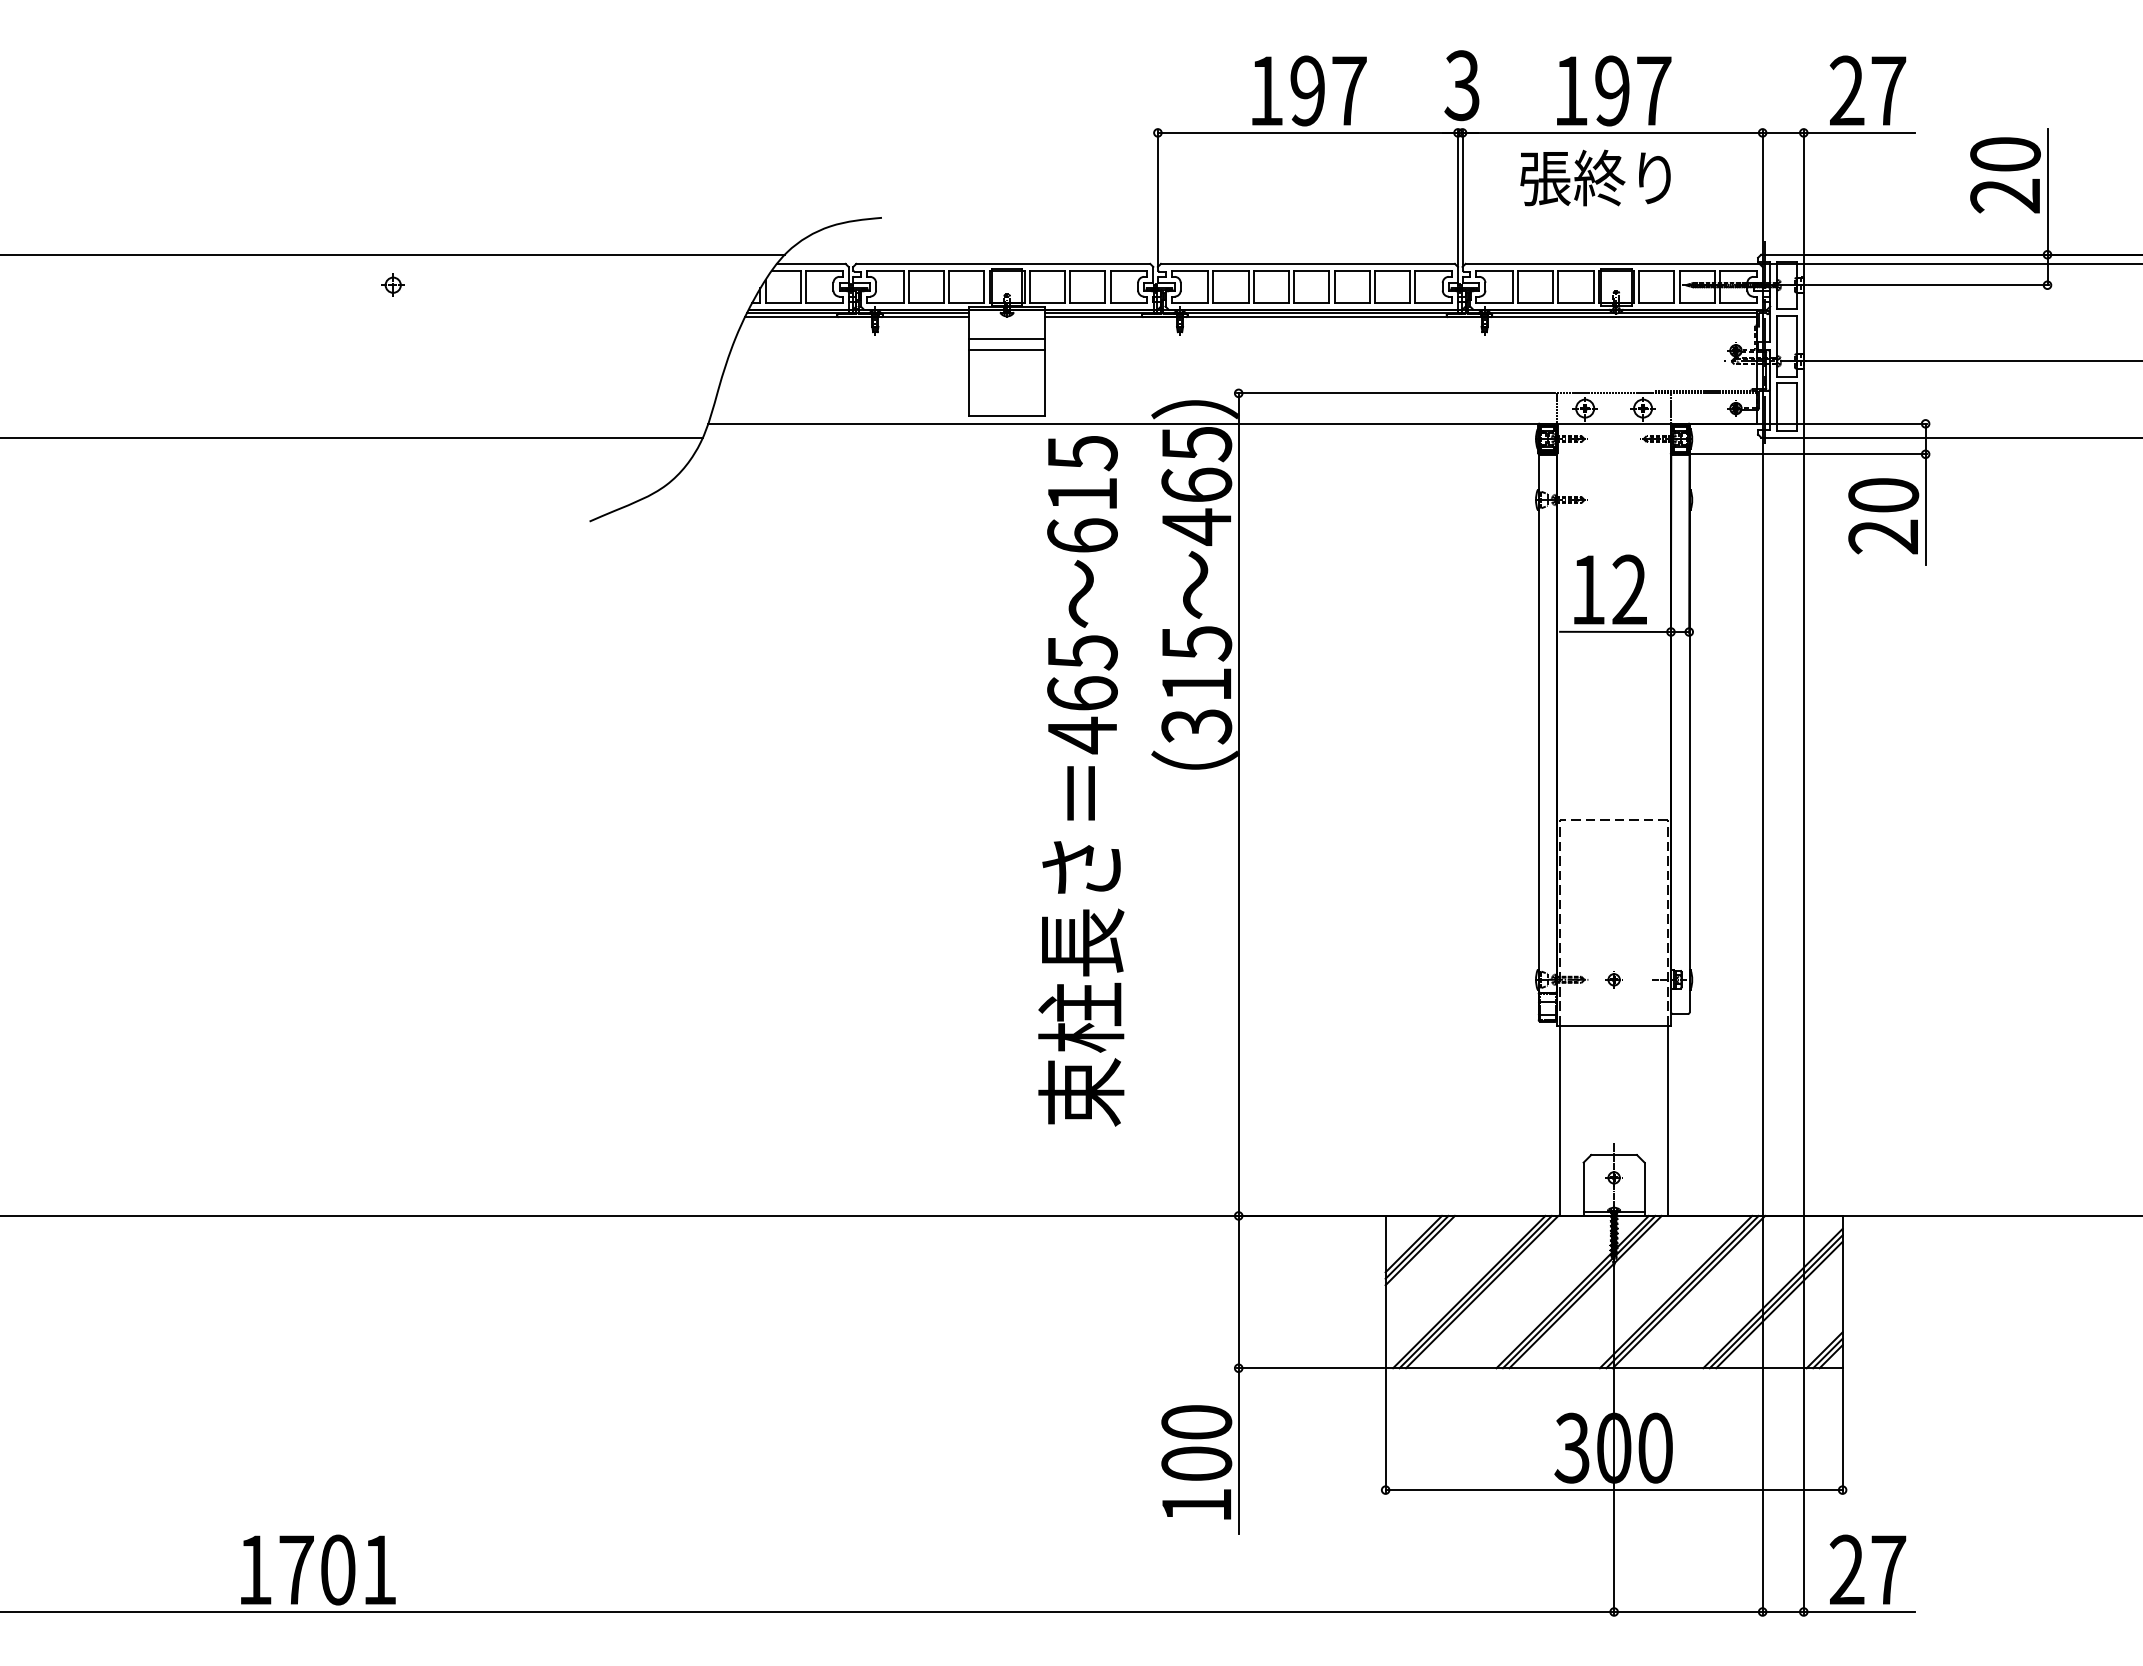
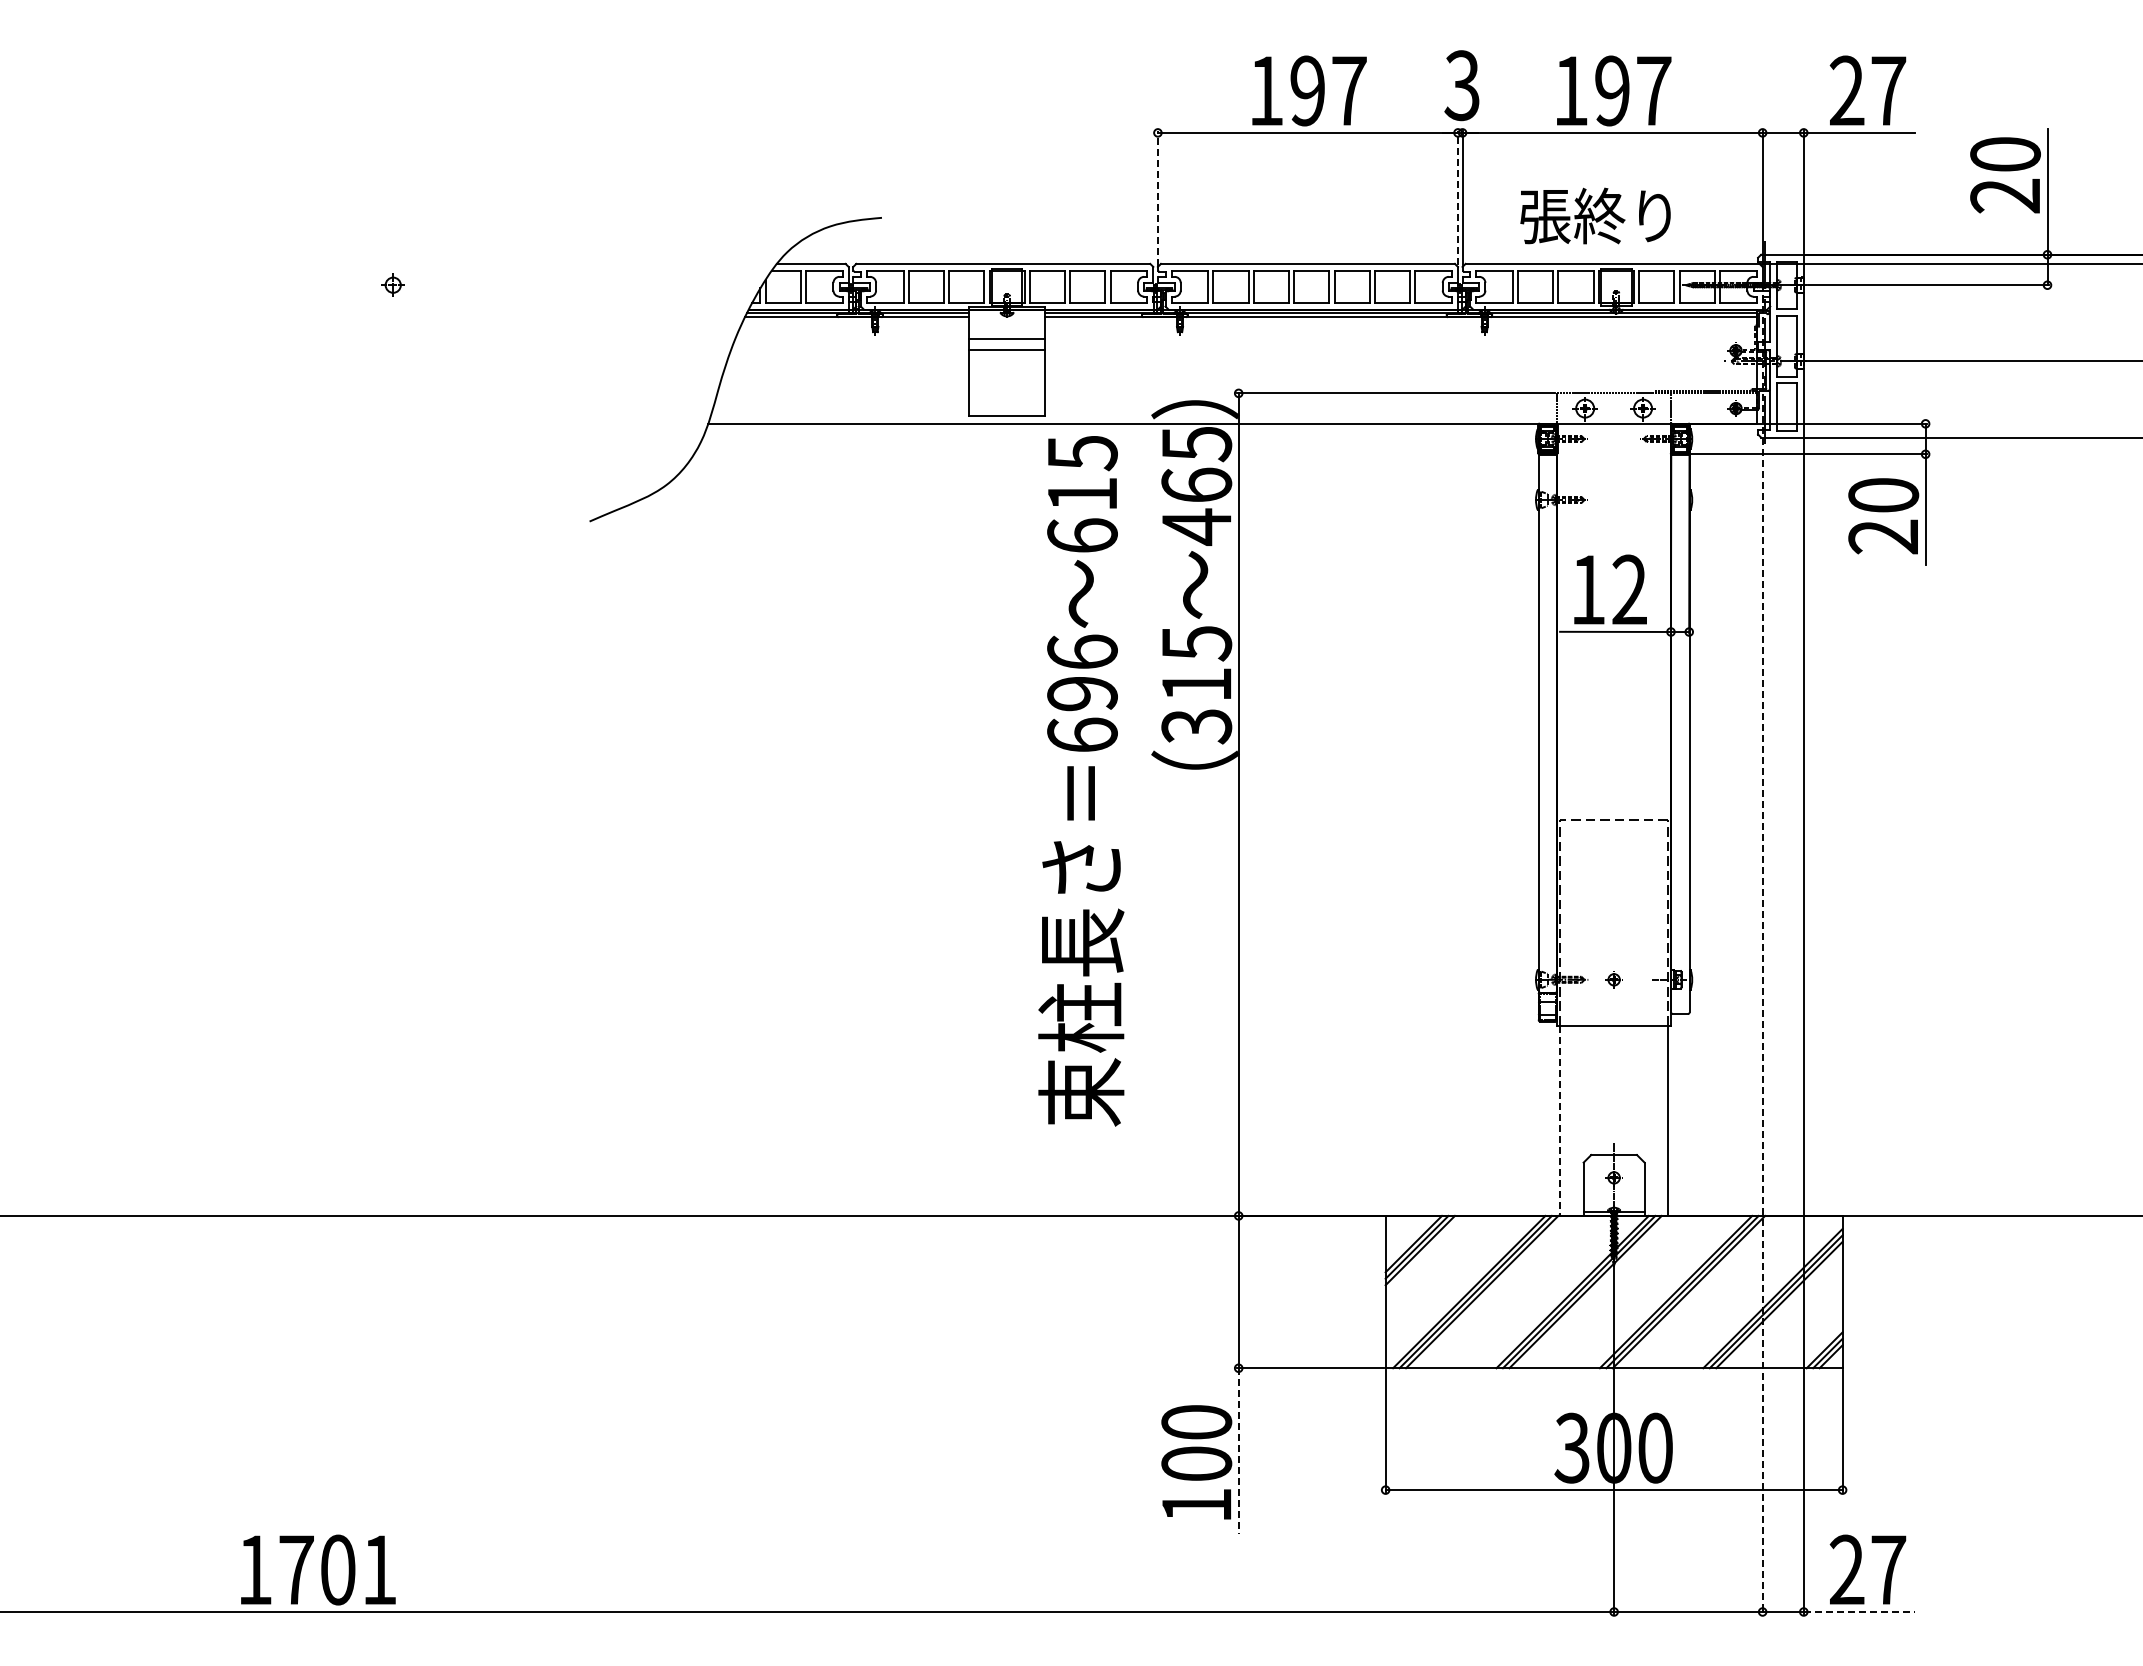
text position: (1595, 177) -> (1595, 215) (1595, 215)
line: solid -> dashed (1457, 197)
line: solid -> dashed (1157, 198)
line: present -> none (393, 254)
line: present -> none (352, 437)
text: 465 -> 696 (1082, 694)
line: solid -> dashed (1762, 948)
line: solid -> dashed (1560, 1121)
line: solid -> dashed (1238, 1450)
line: solid -> dashed (1859, 1611)
